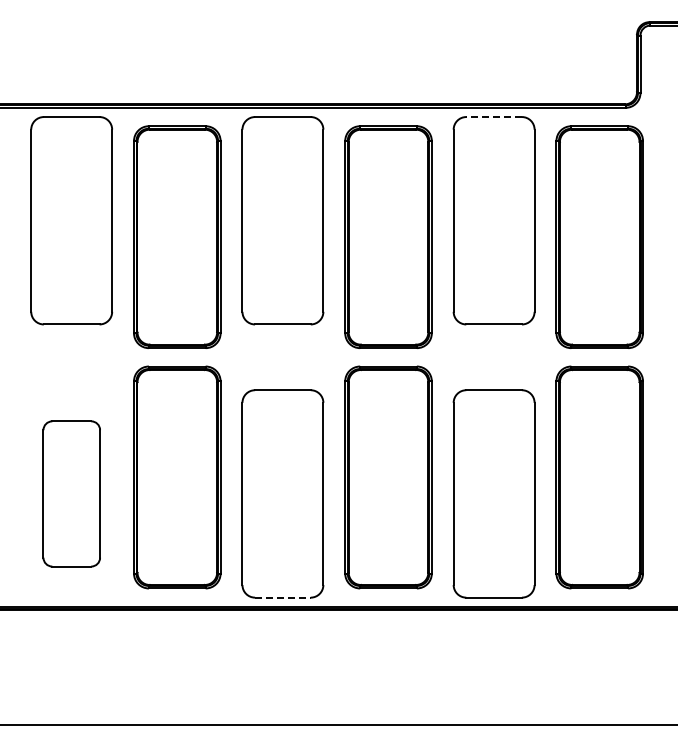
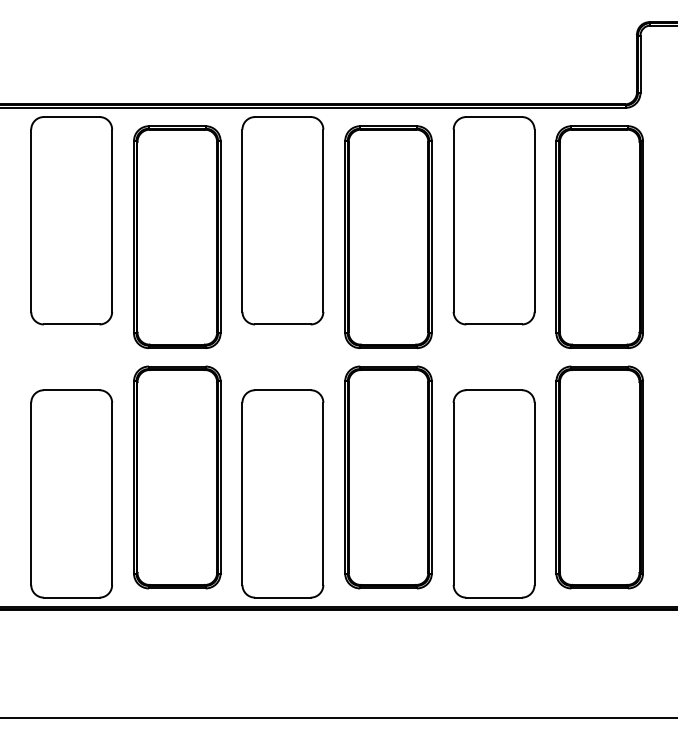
line: dashed -> solid (494, 117)
part size: 59x148 px -> 84x210 px (71, 493)
line: dashed -> solid (282, 597)
line position: (338, 724) -> (338, 717) (338, 717)
